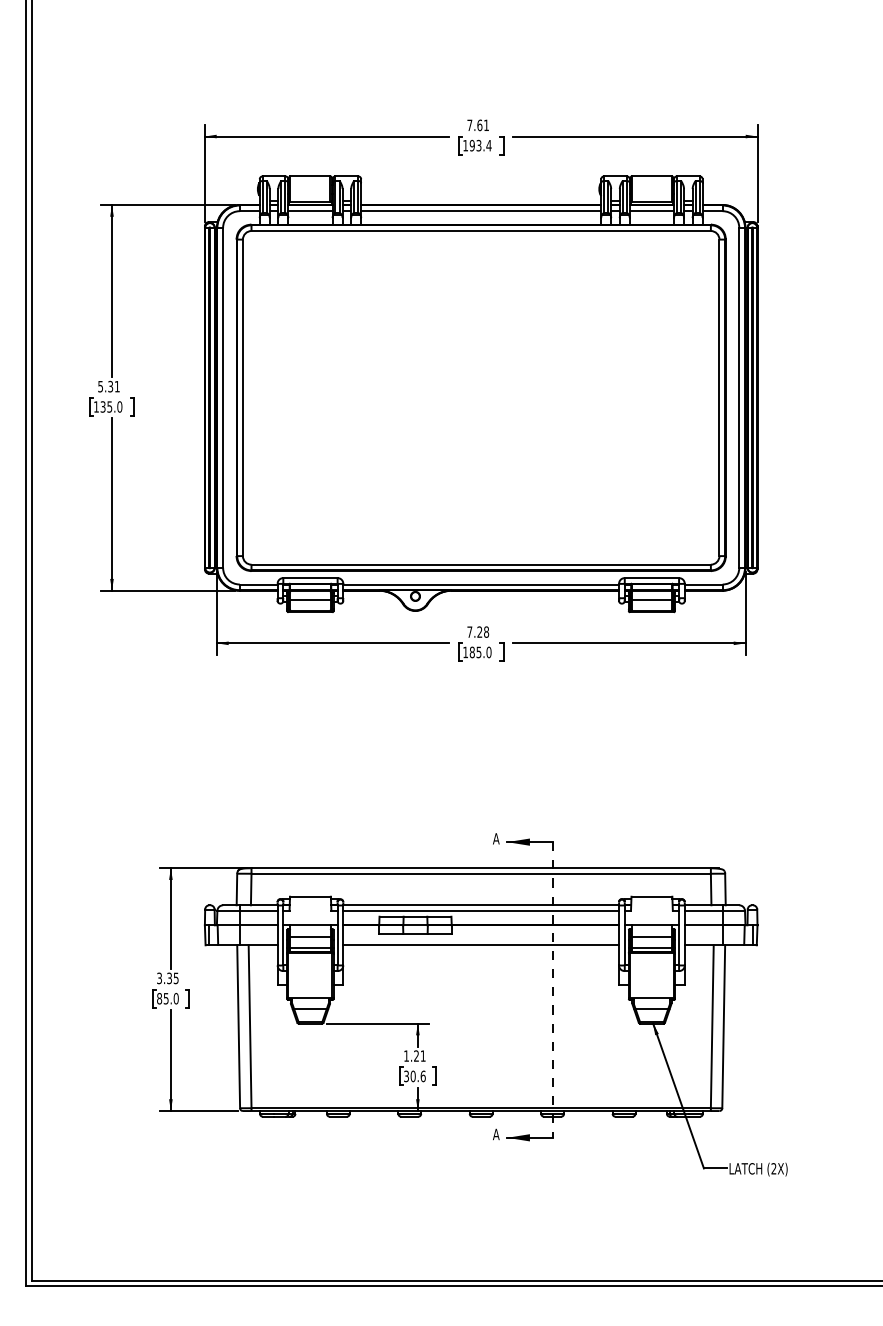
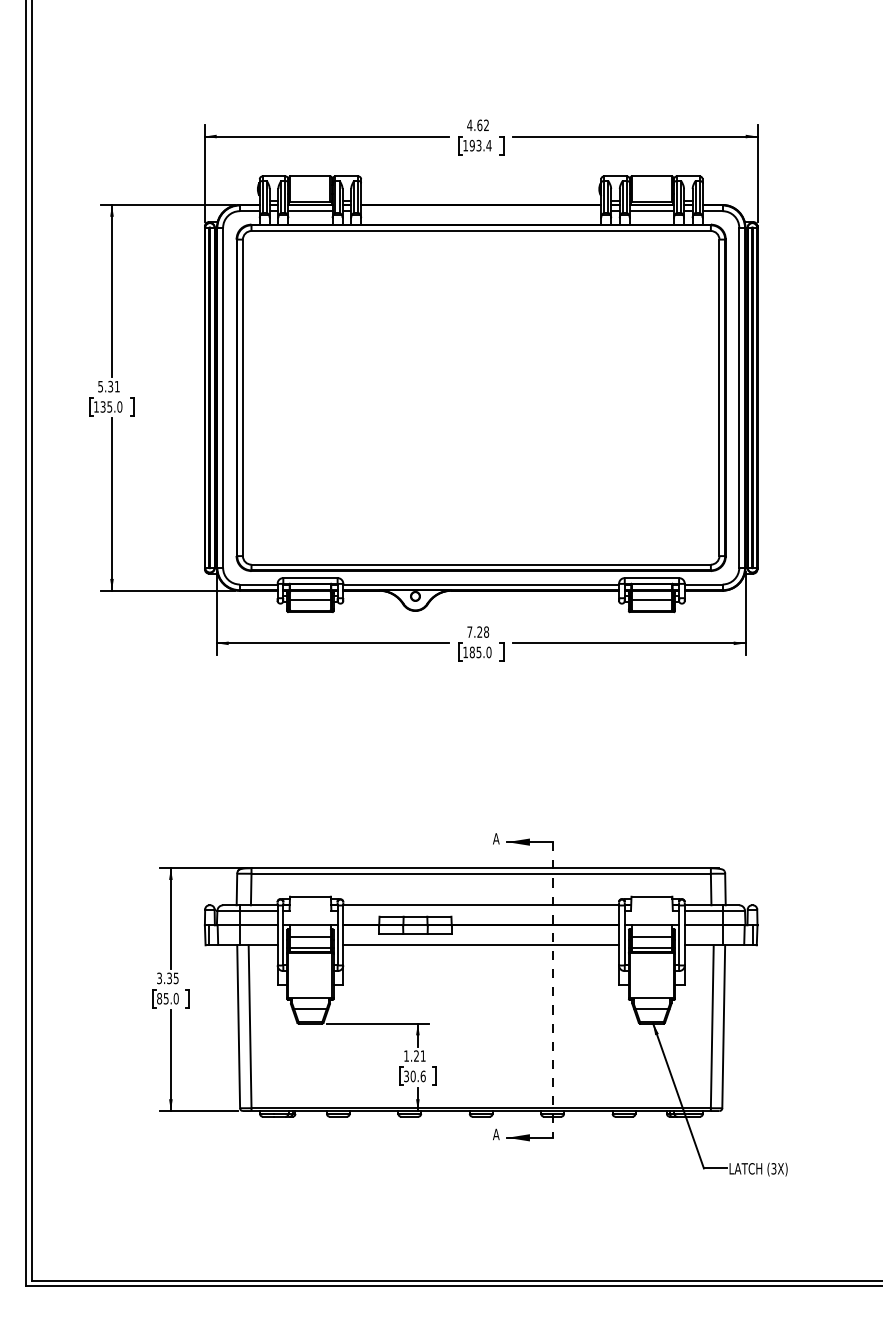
text: 7.61 -> 4.62 (477, 124)
line: present -> none (481, 211)
line: present -> none (481, 910)
text: (2X) -> (3X) (773, 1169)
